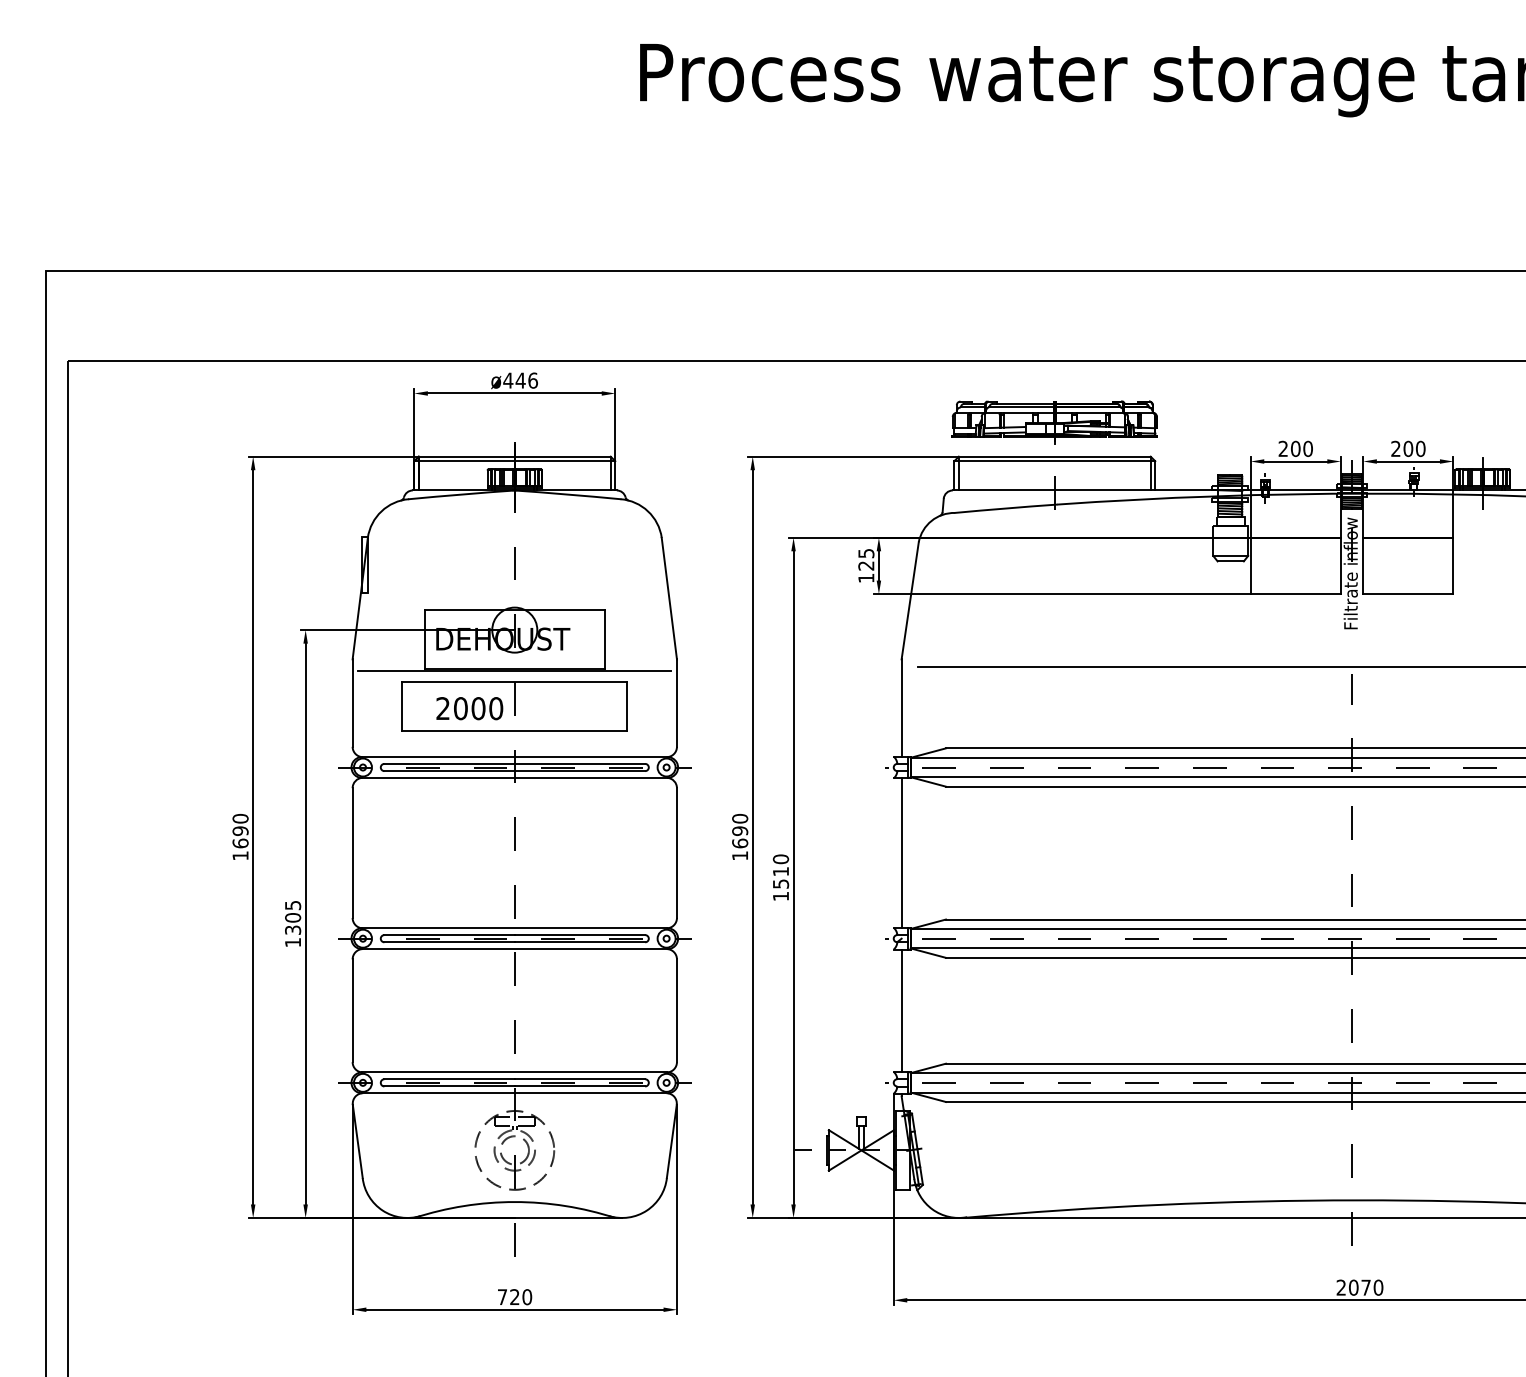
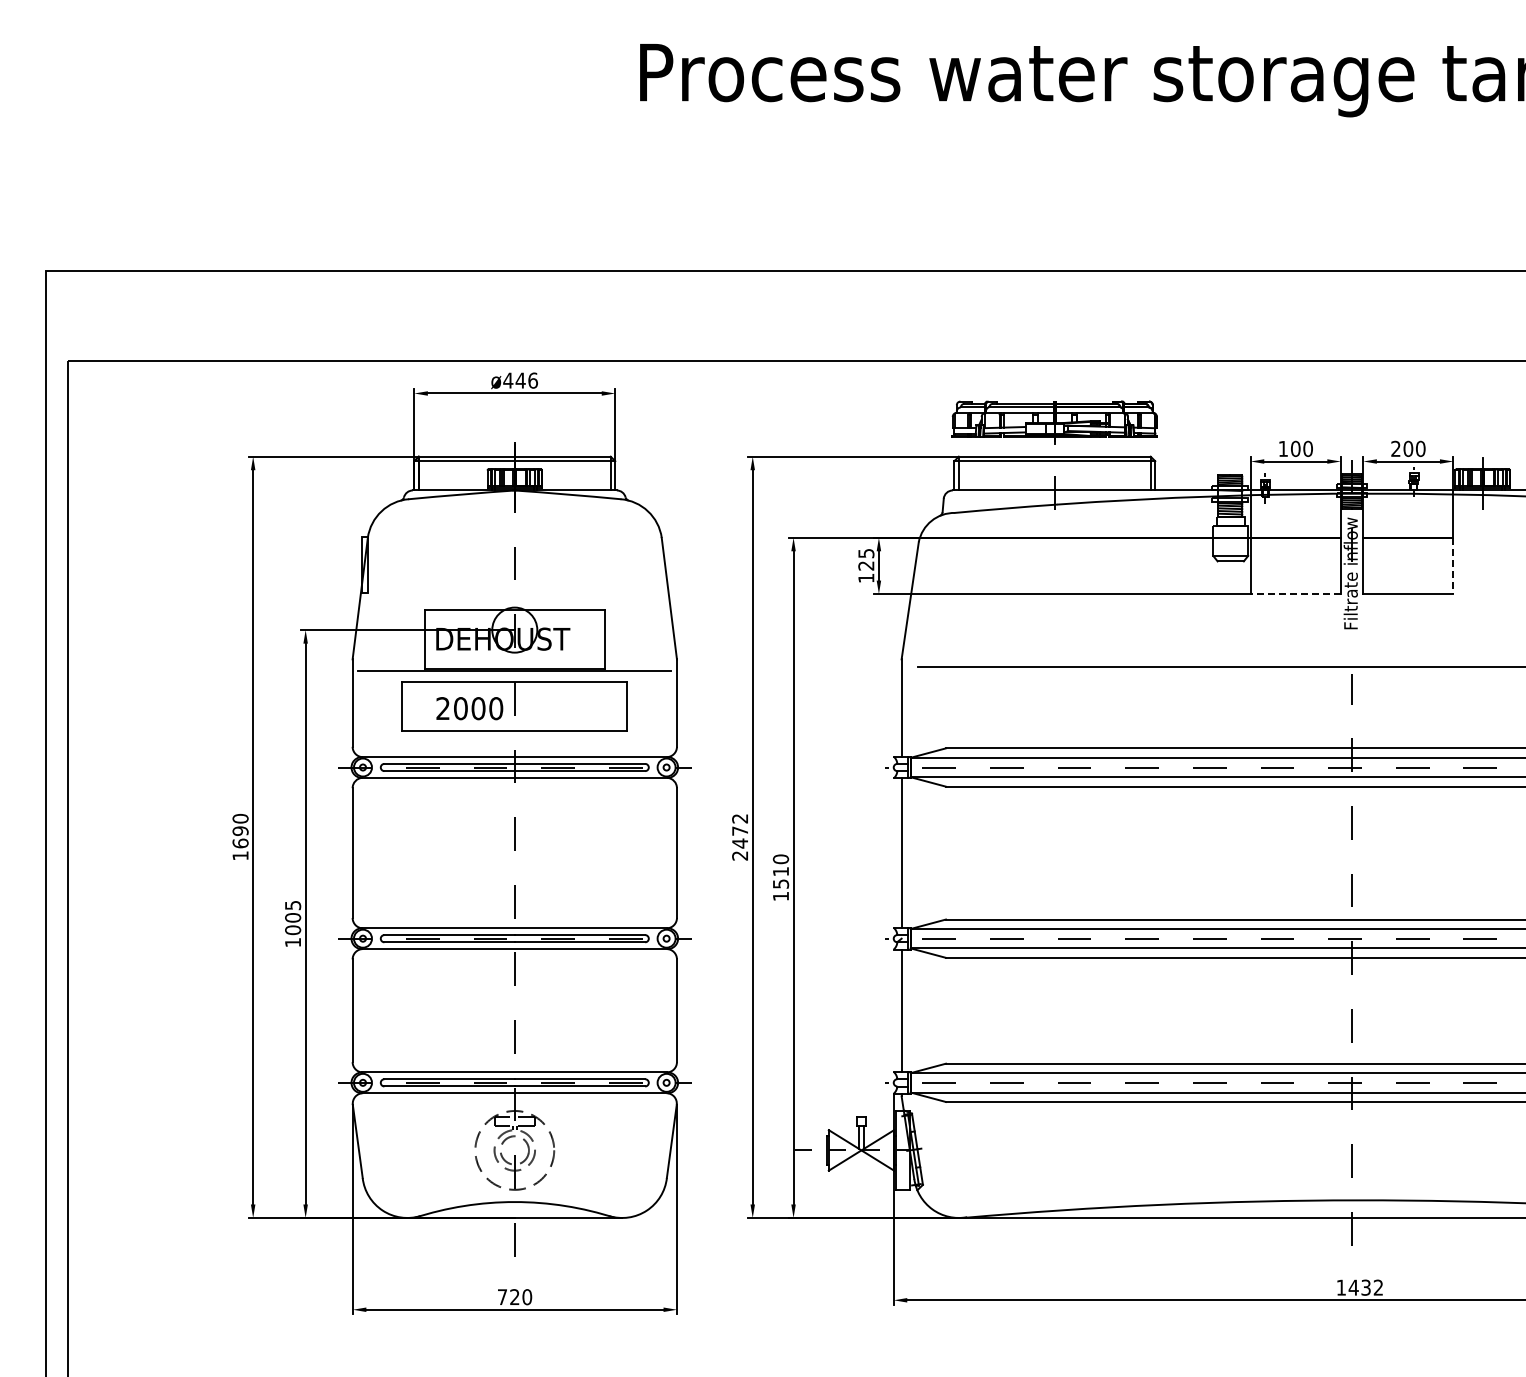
text: 200 -> 100 (1282, 448)
line: solid -> dashed (1453, 566)
line: solid -> dashed (1295, 594)
text: 1690 -> 2472 (740, 836)
text: 1305 -> 1005 (293, 930)
text: 2070 -> 1432 (1359, 1287)
